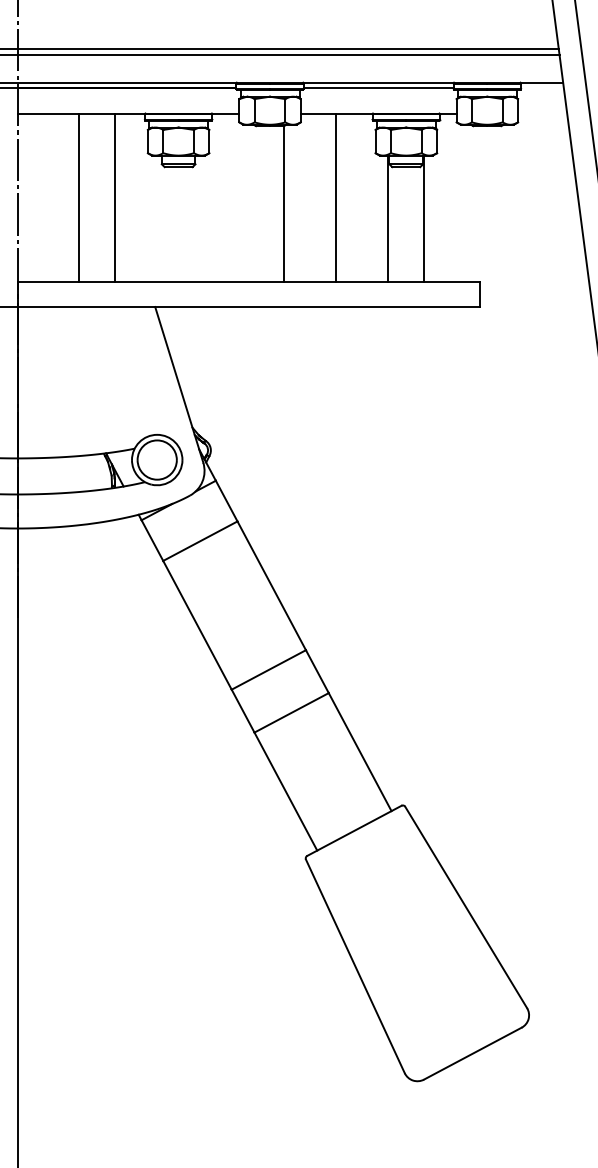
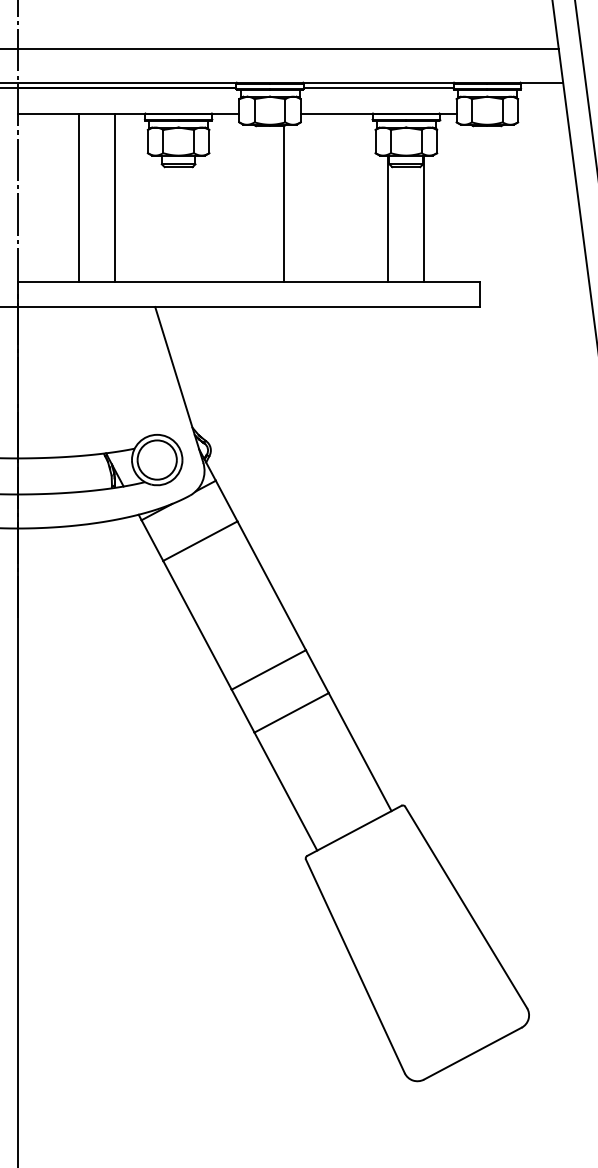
line: present -> none (280, 54)
line: present -> none (335, 197)
